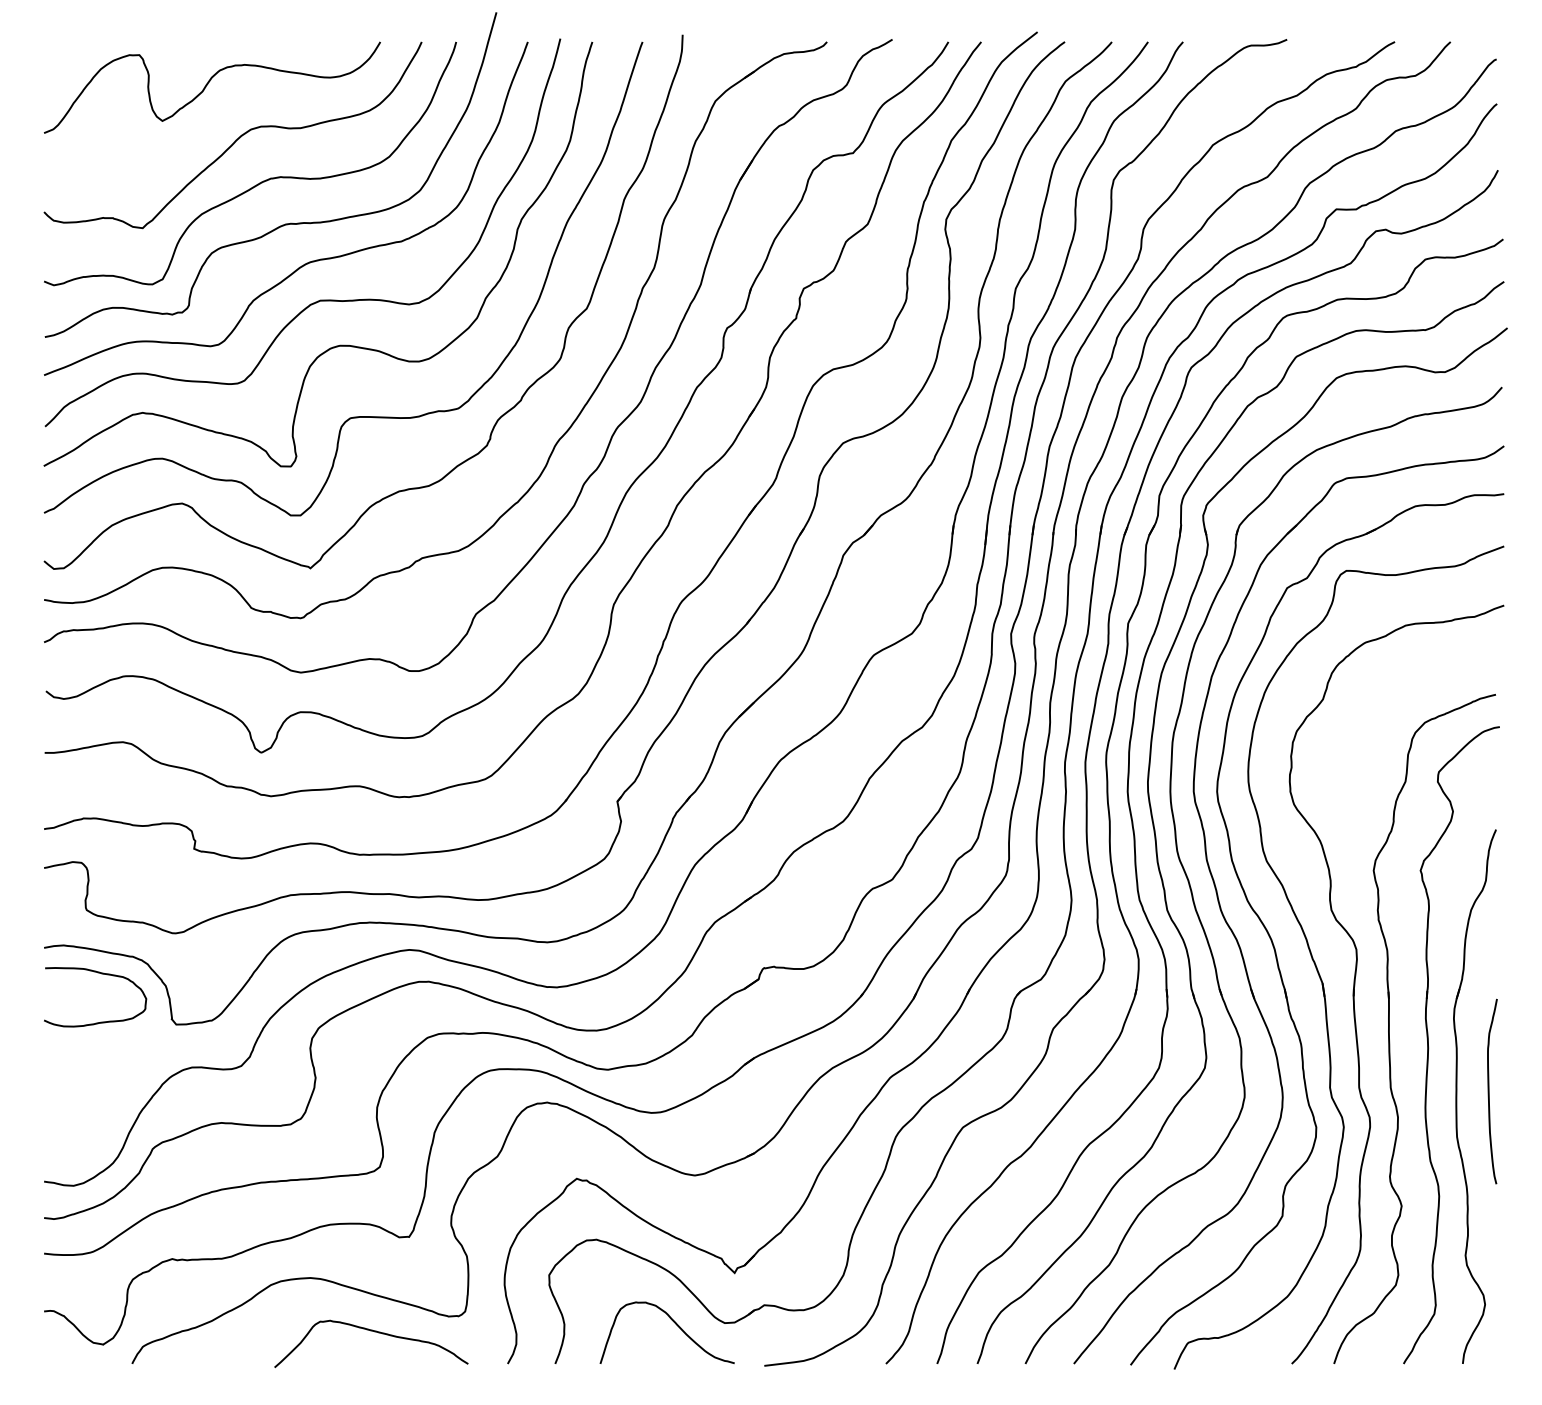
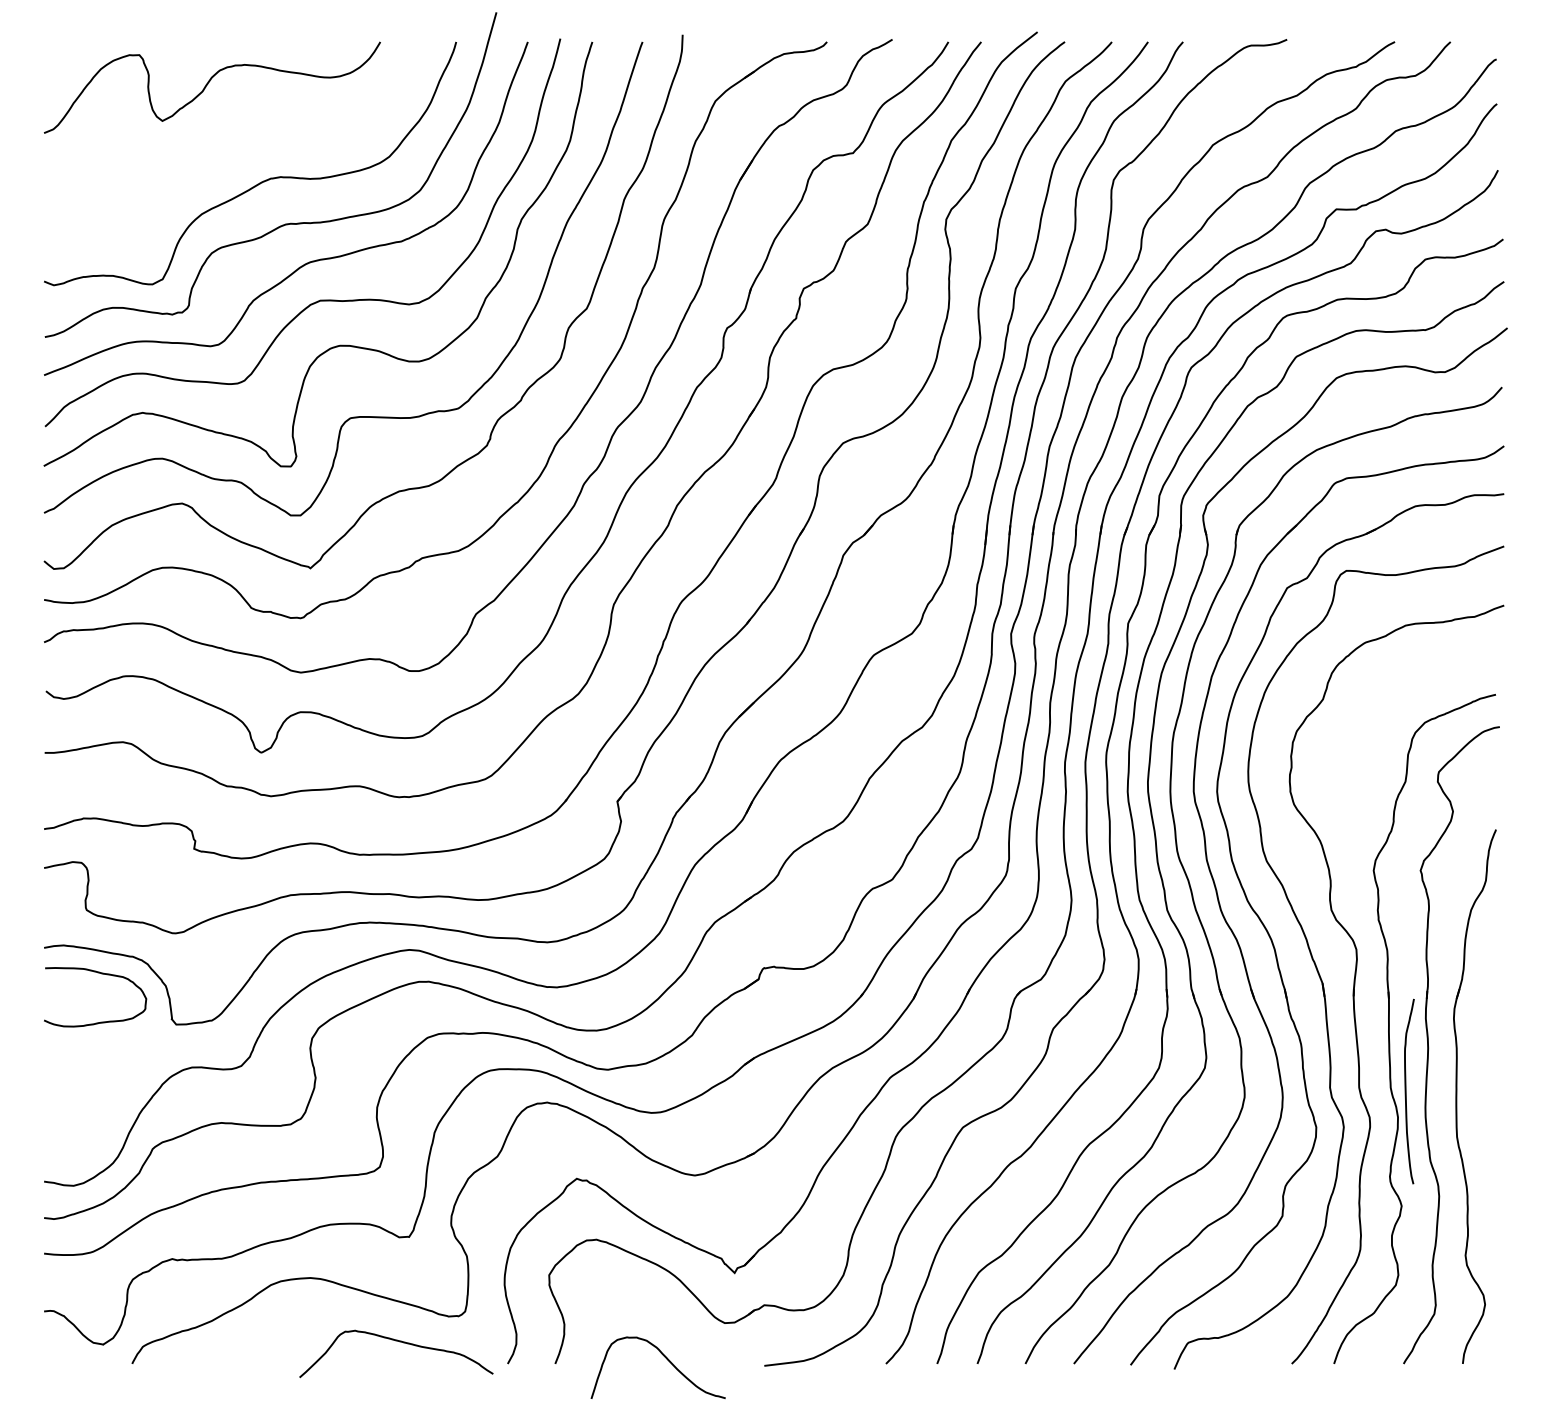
curve: present -> none (235, 139)
curve position: (1489, 1091) -> (1406, 1091) (1406, 1091)
curve position: (674, 1323) -> (665, 1358) (665, 1358)
curve position: (374, 1332) -> (399, 1342) (399, 1342)
